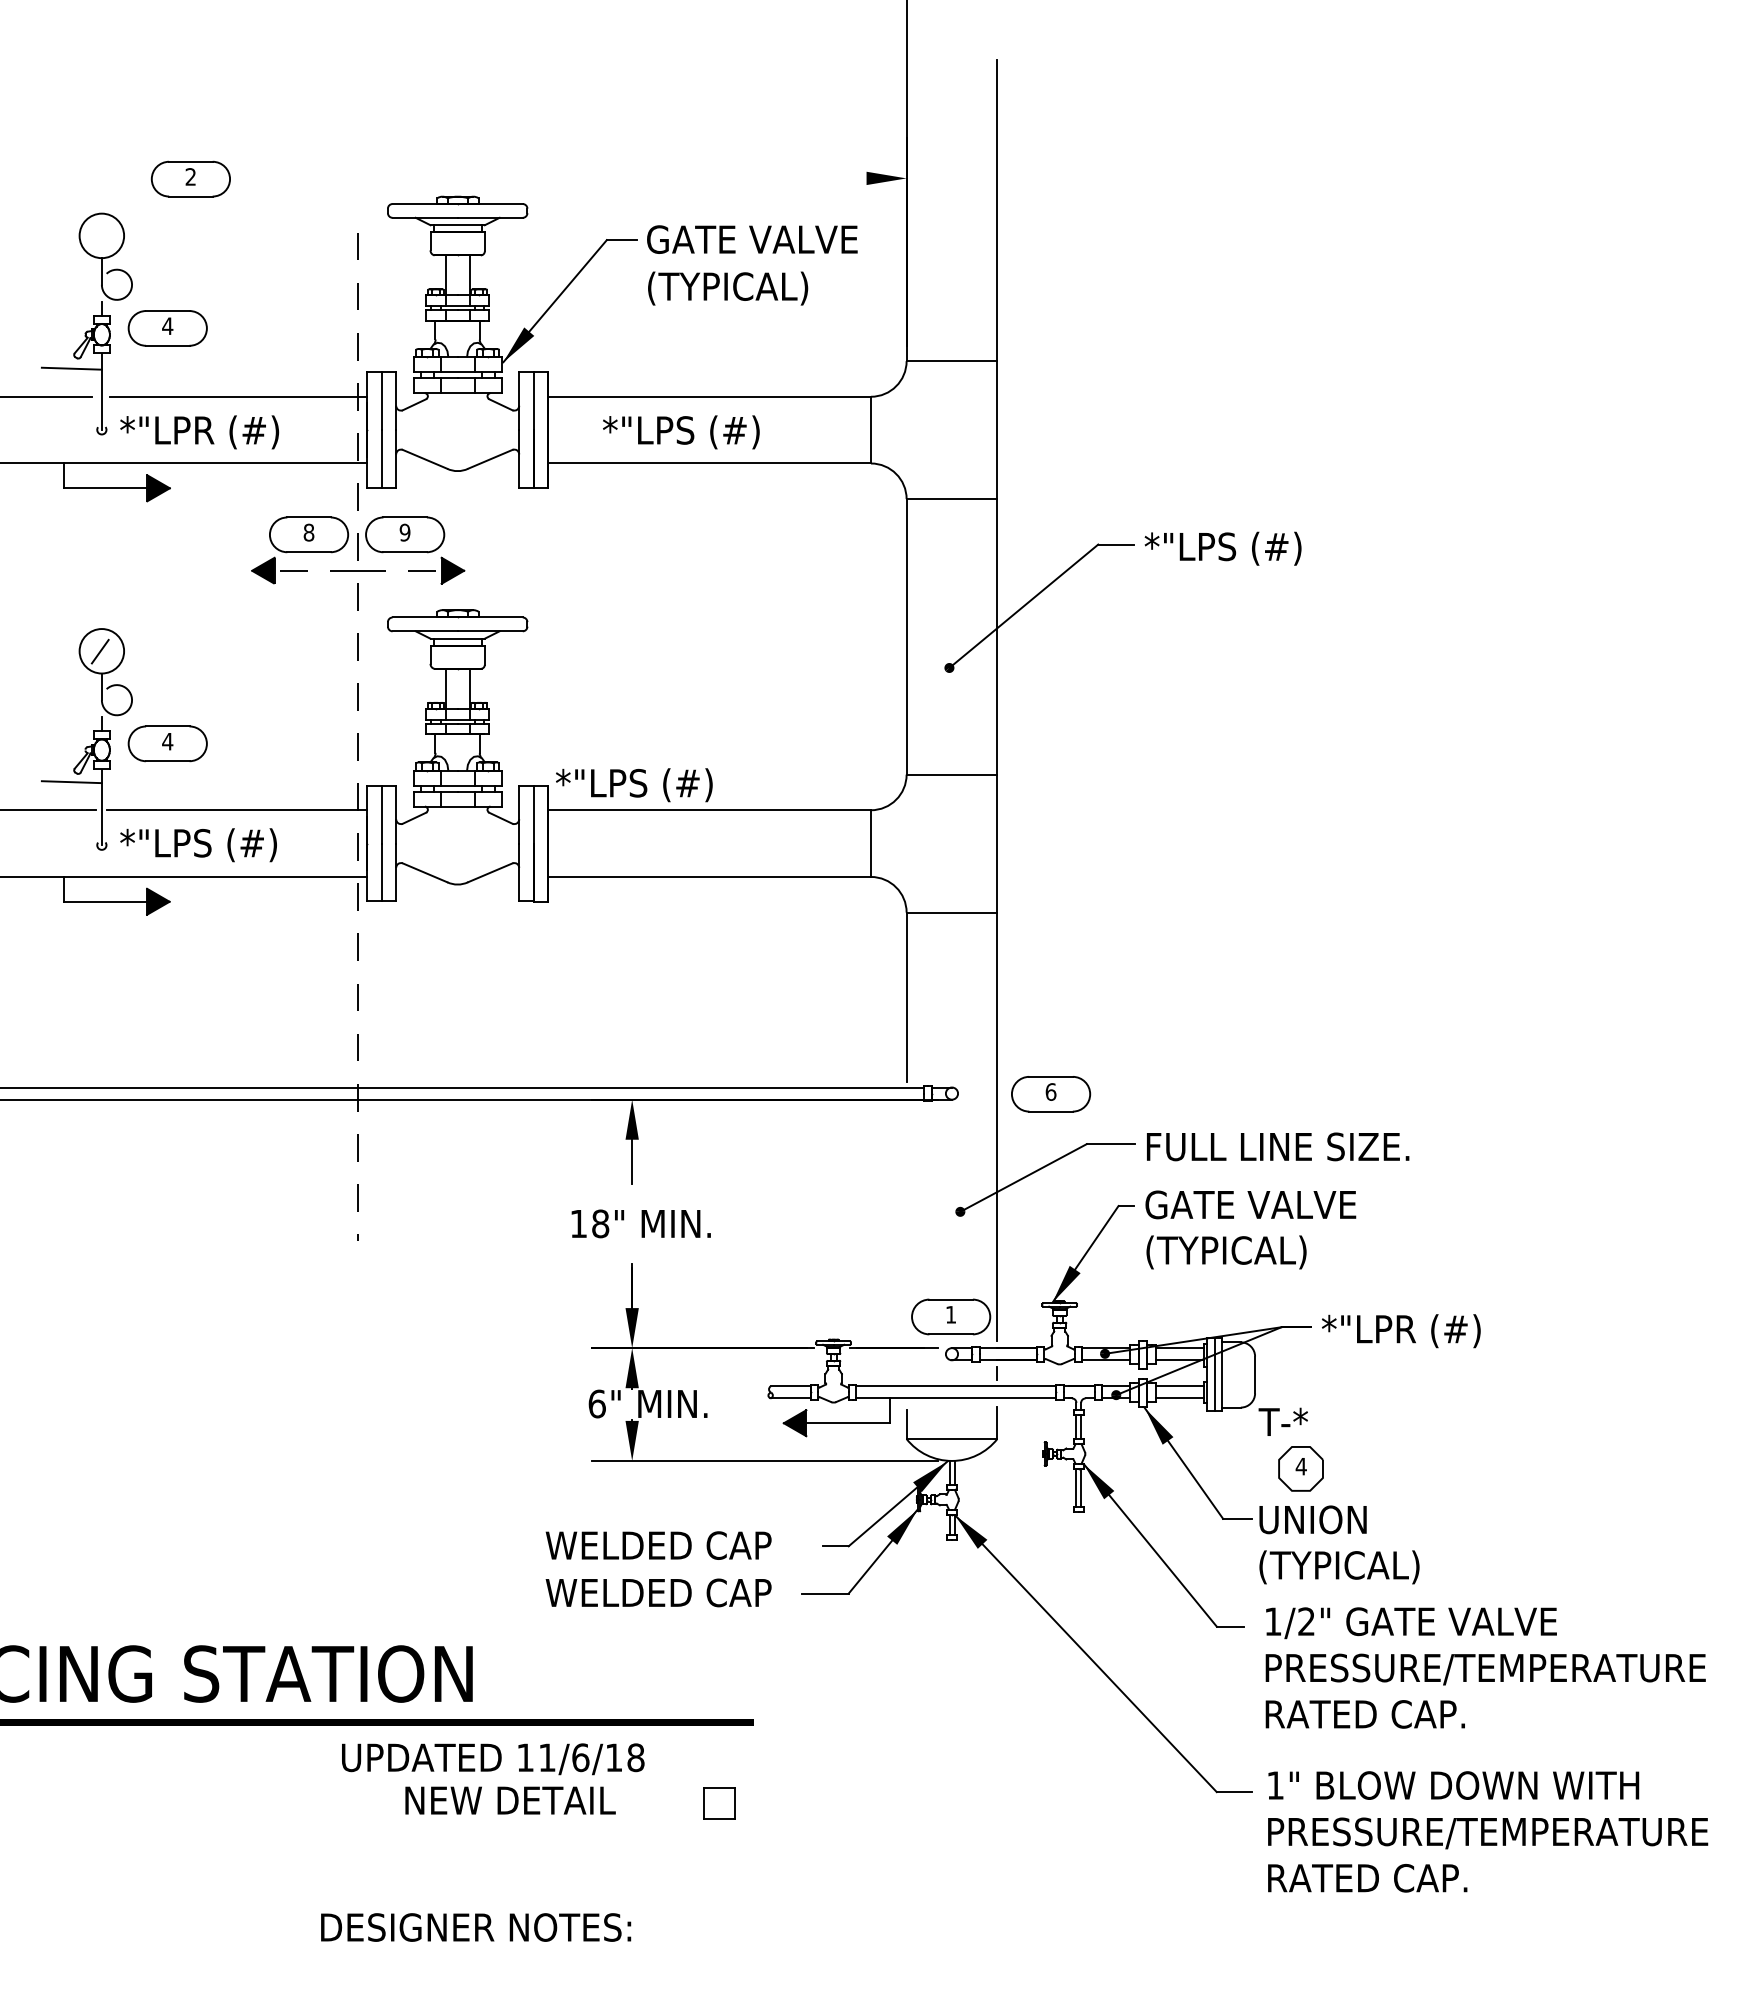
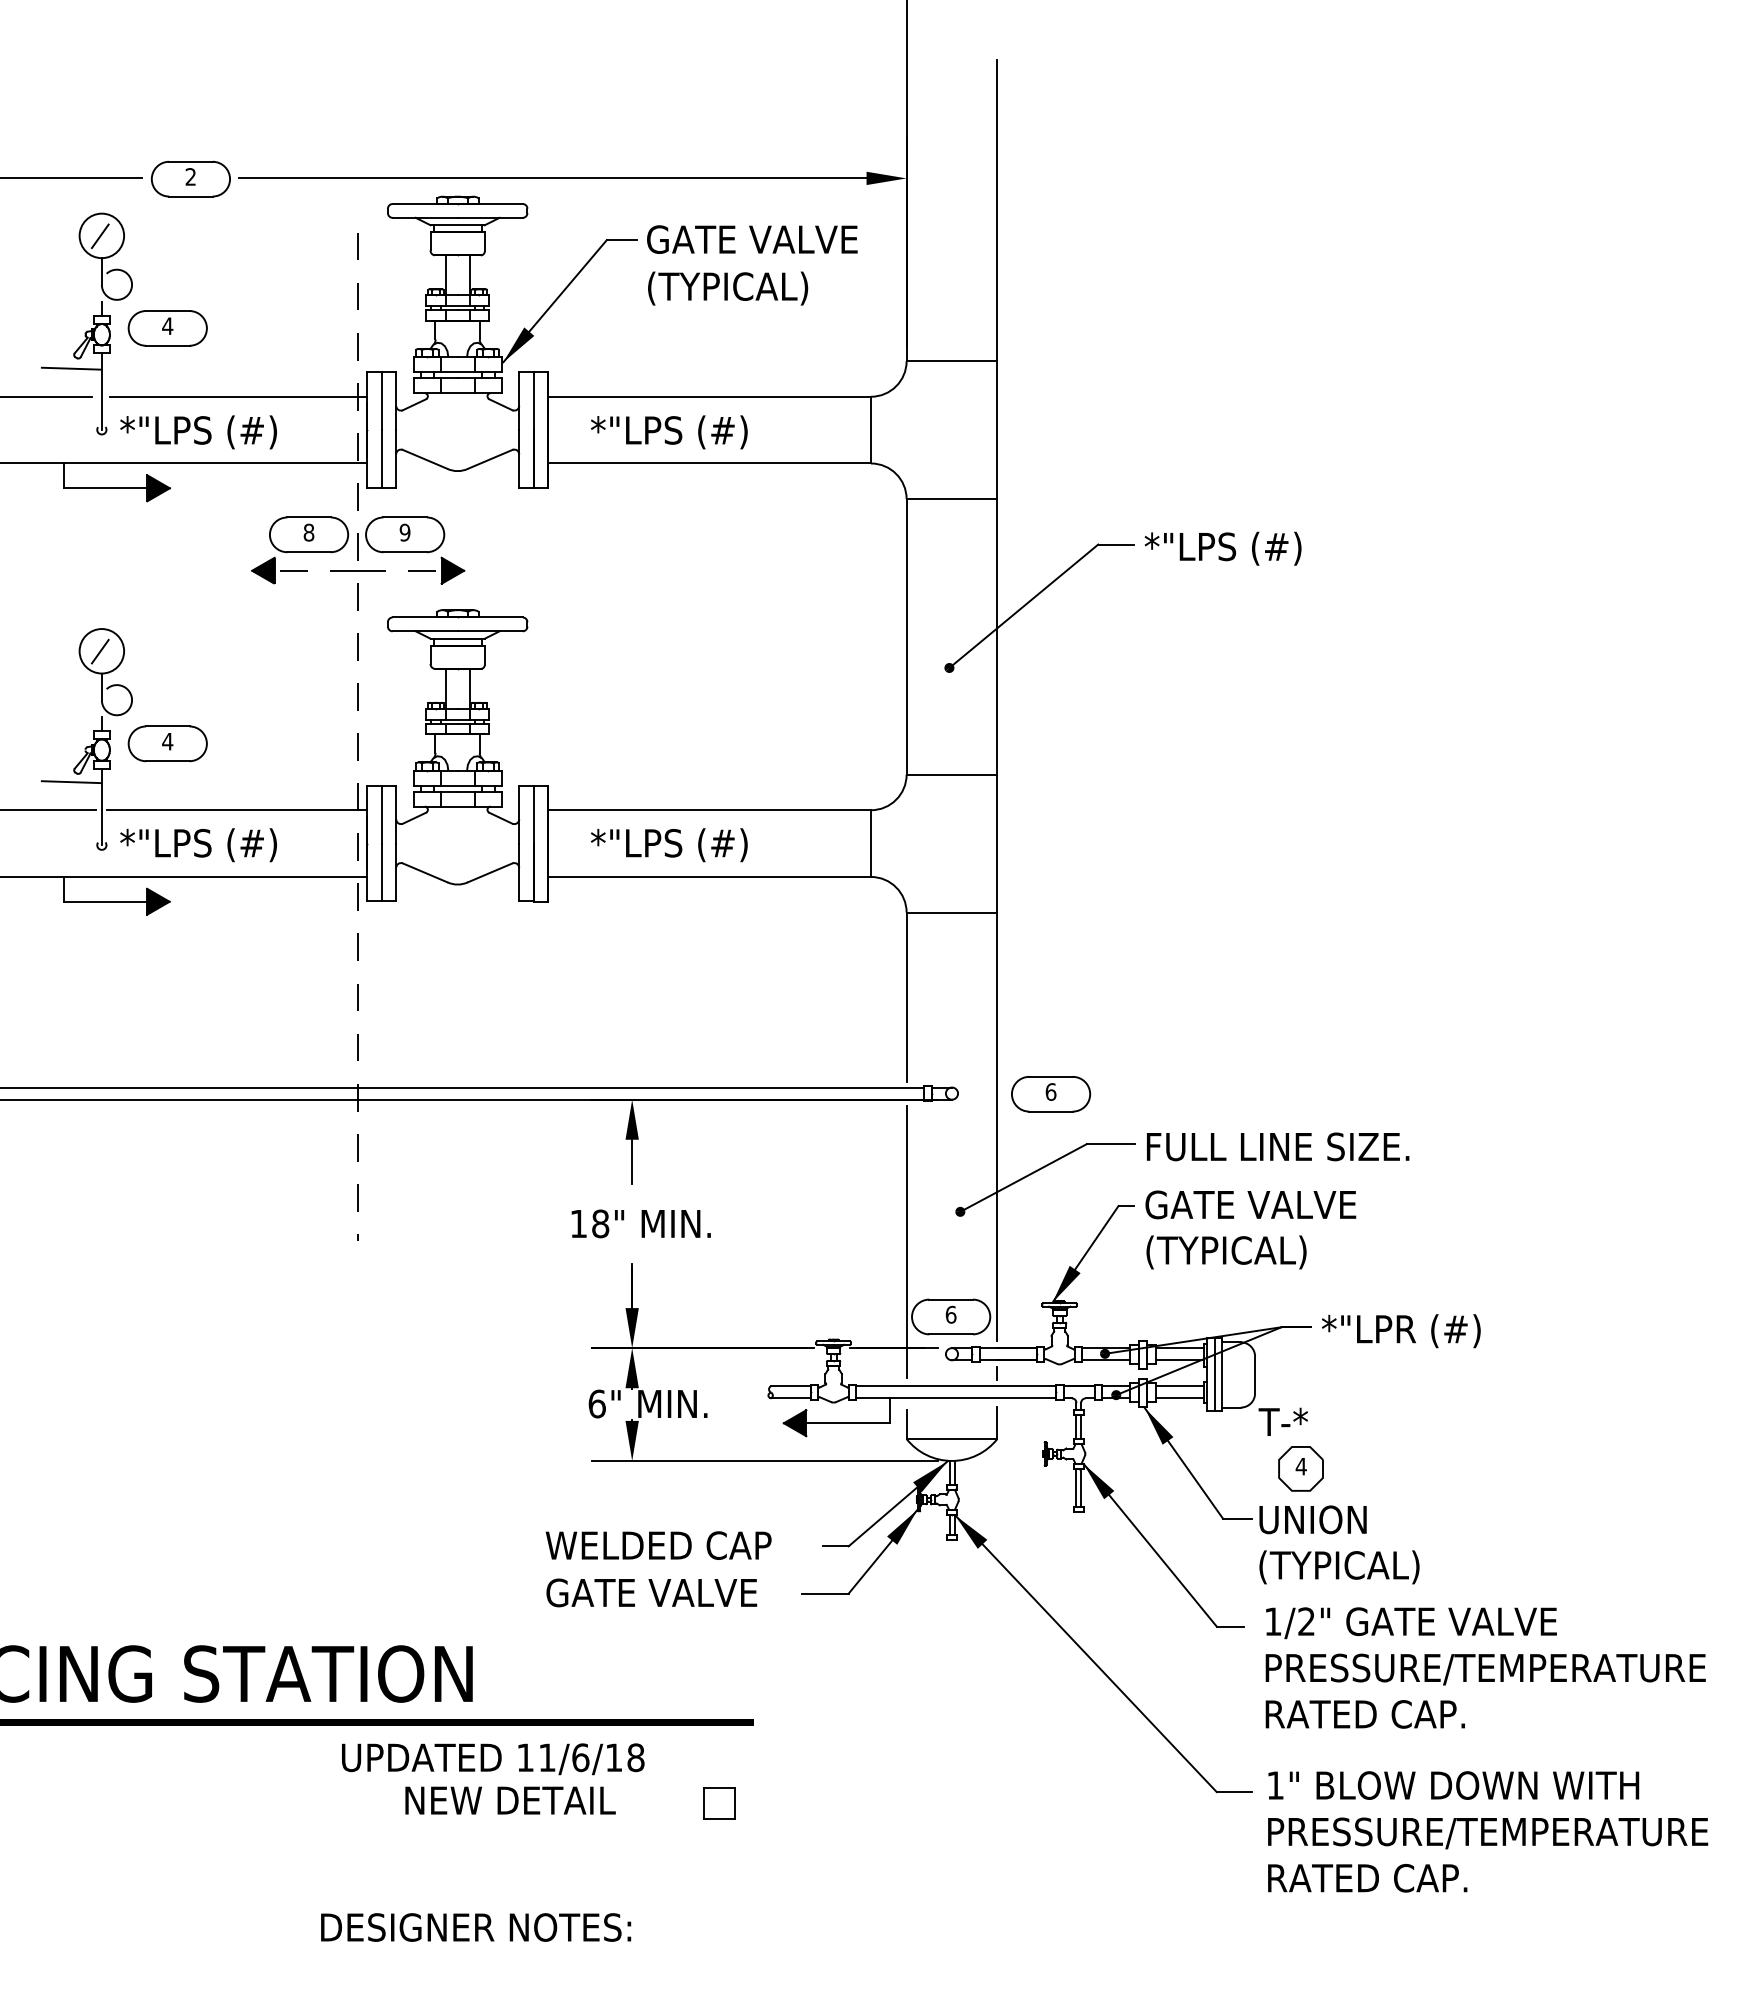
line: none -> present (72, 178)
line: none -> present (552, 178)
line: none -> present (99, 236)
text: *"LPR (#) -> *"LPS (#) (236, 432)
text position: (681, 432) -> (669, 432) (669, 432)
text position: (634, 785) -> (669, 845) (669, 845)
line: none -> present (906, 1242)
text: 1 -> 6 (950, 1314)
text: WELDED CAP -> GATE VALVE (658, 1592)
